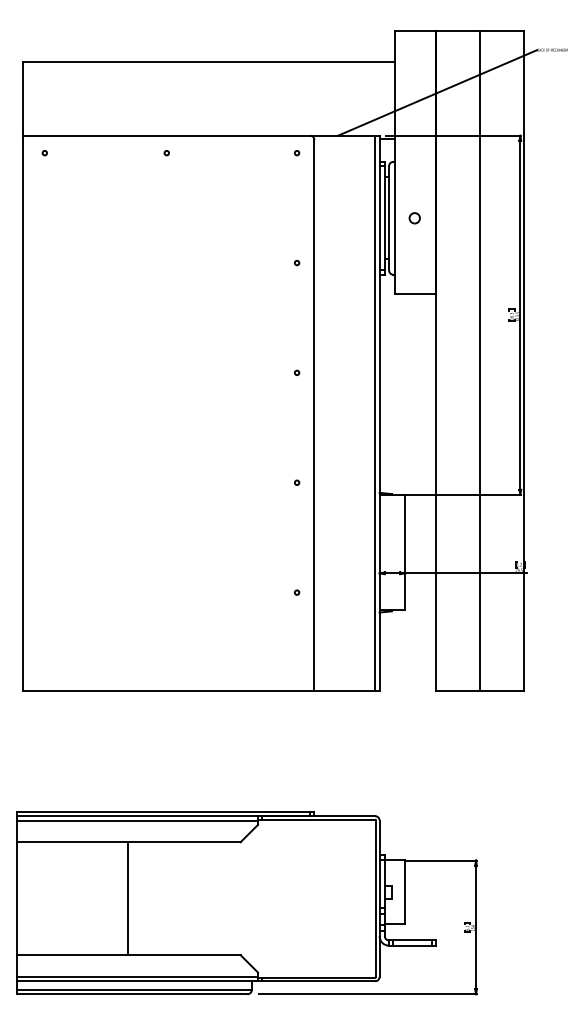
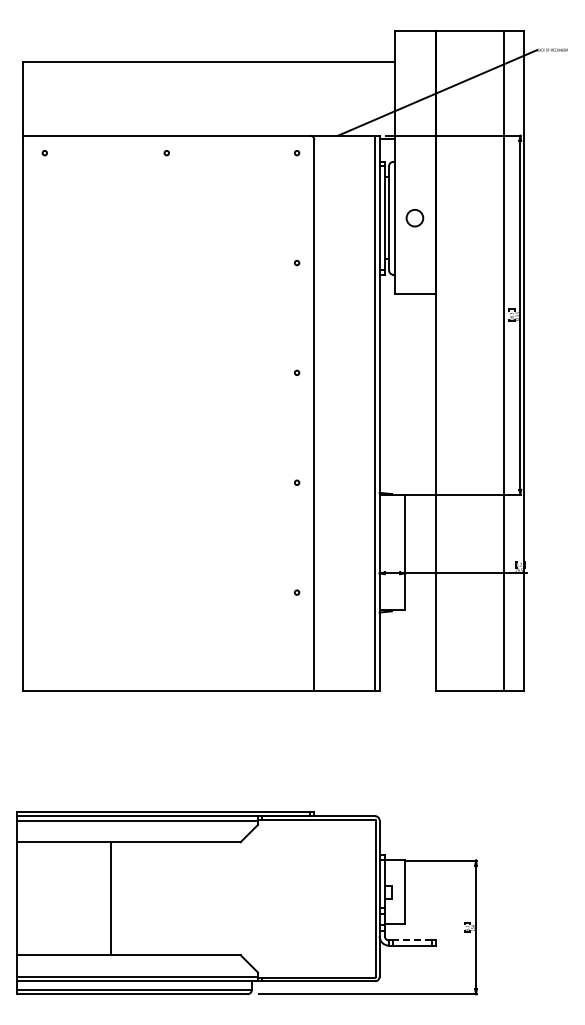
circle size: 13x13 px -> 20x19 px (414, 218)
line position: (480, 360) -> (504, 360) (504, 360)
line position: (127, 898) -> (110, 898) (110, 898)
line: solid -> dashed (412, 940)
